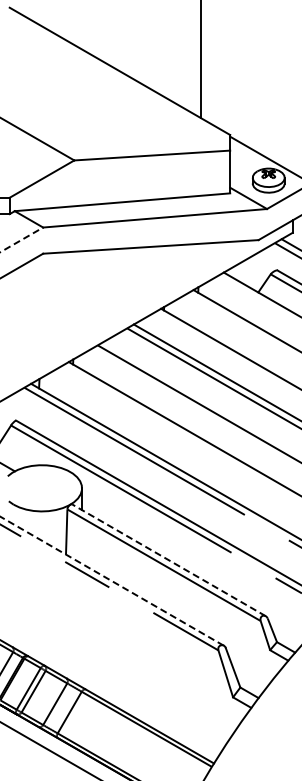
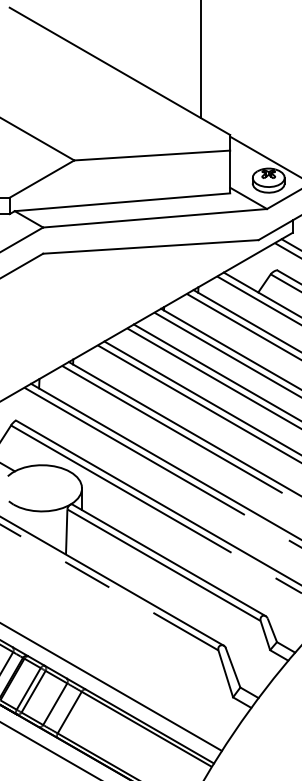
line: dashed -> solid (21, 239)
line: none -> present (257, 299)
line: none -> present (242, 325)
line: none -> present (226, 353)
line: none -> present (201, 397)
line: none -> present (180, 433)
line: dashed -> solid (168, 560)
line: dashed -> solid (112, 581)
line: none -> present (111, 687)
